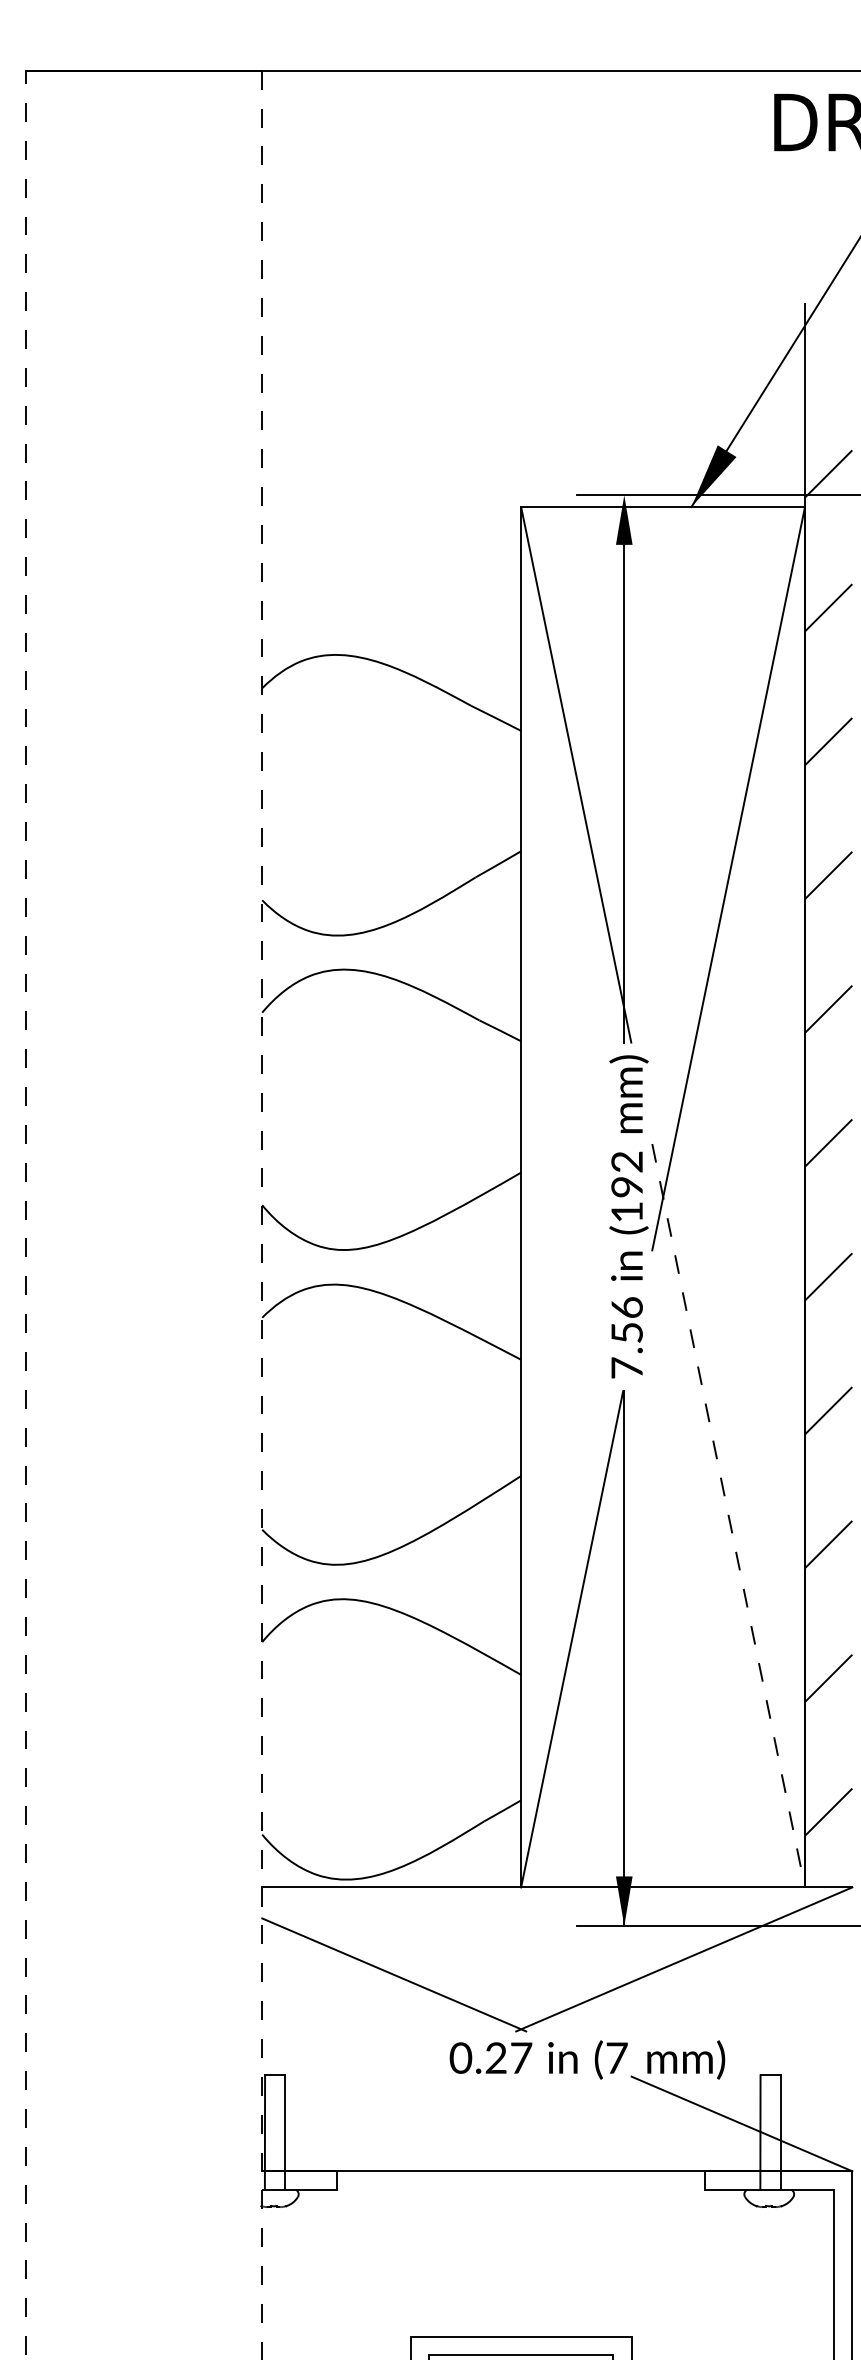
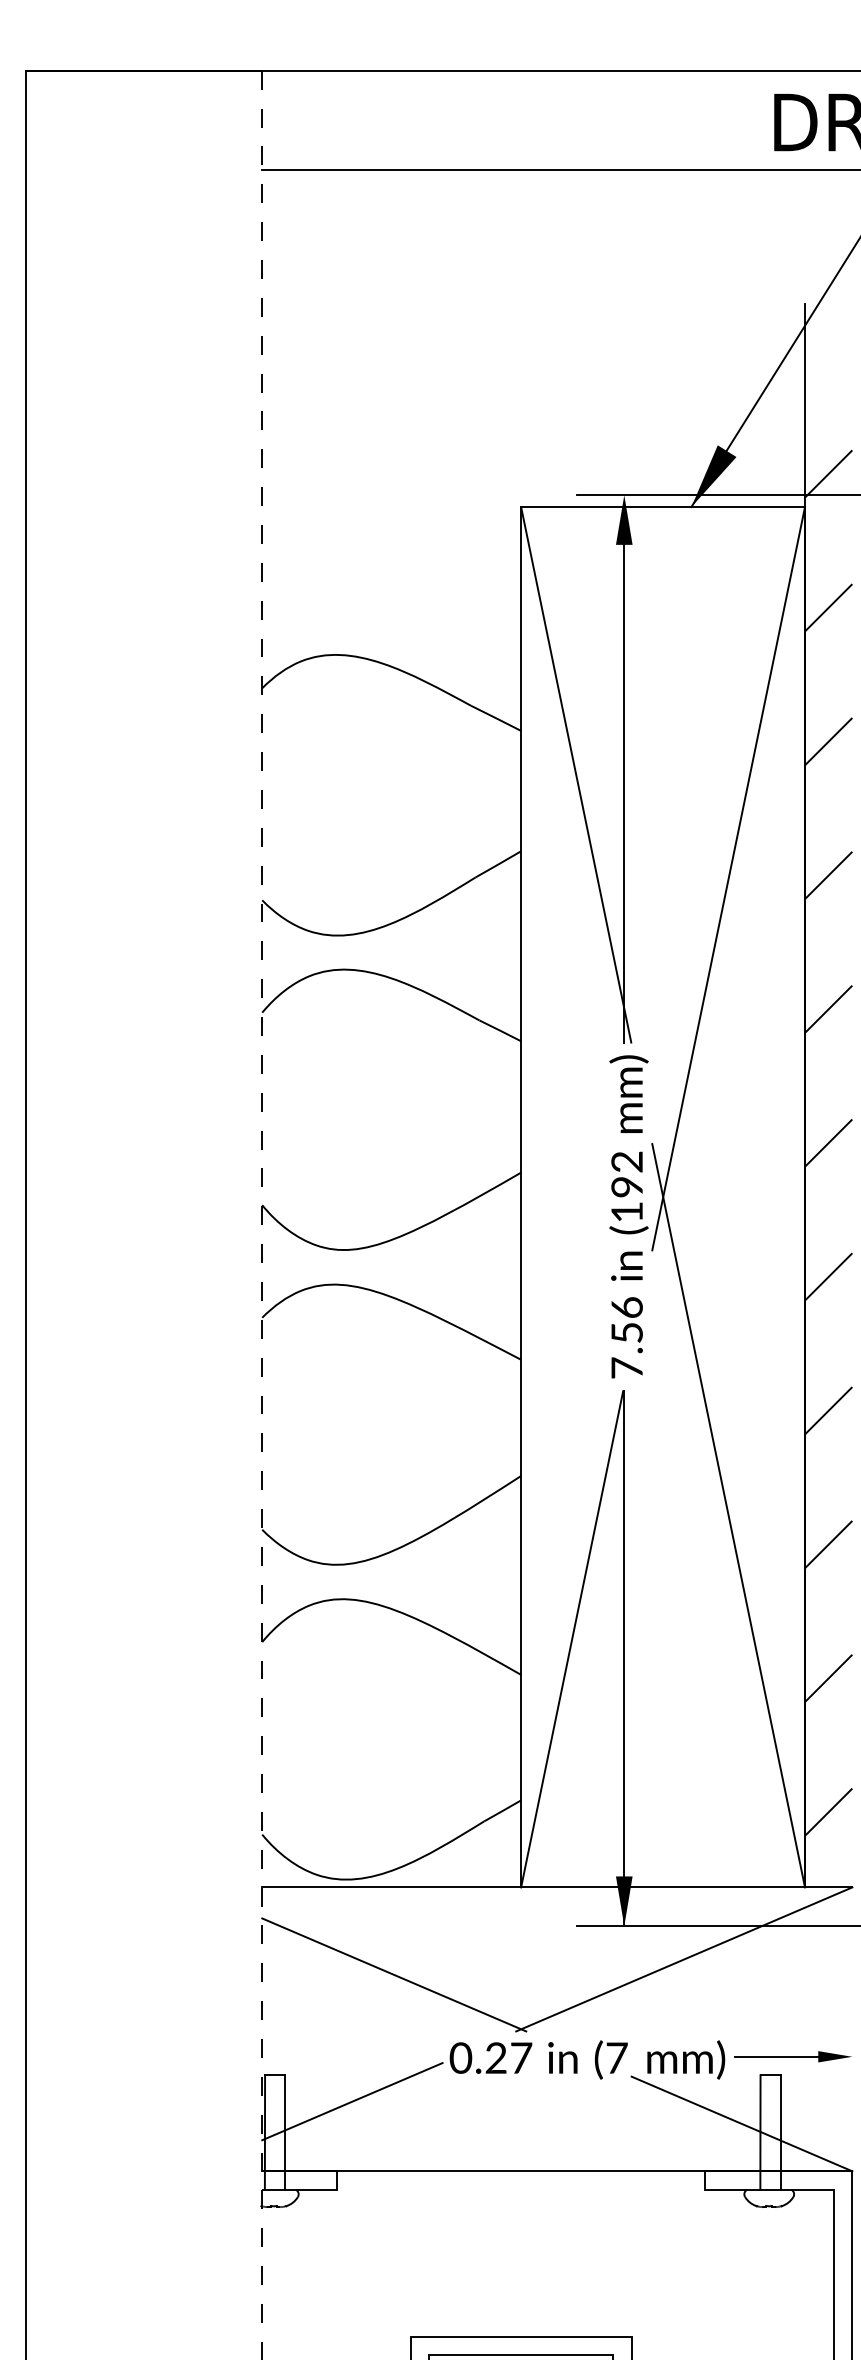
line: none -> present (559, 170)
line: dashed -> solid (25, 1214)
line: dashed -> solid (728, 1516)
part: none -> present (792, 2056)
line: none -> present (352, 2101)
